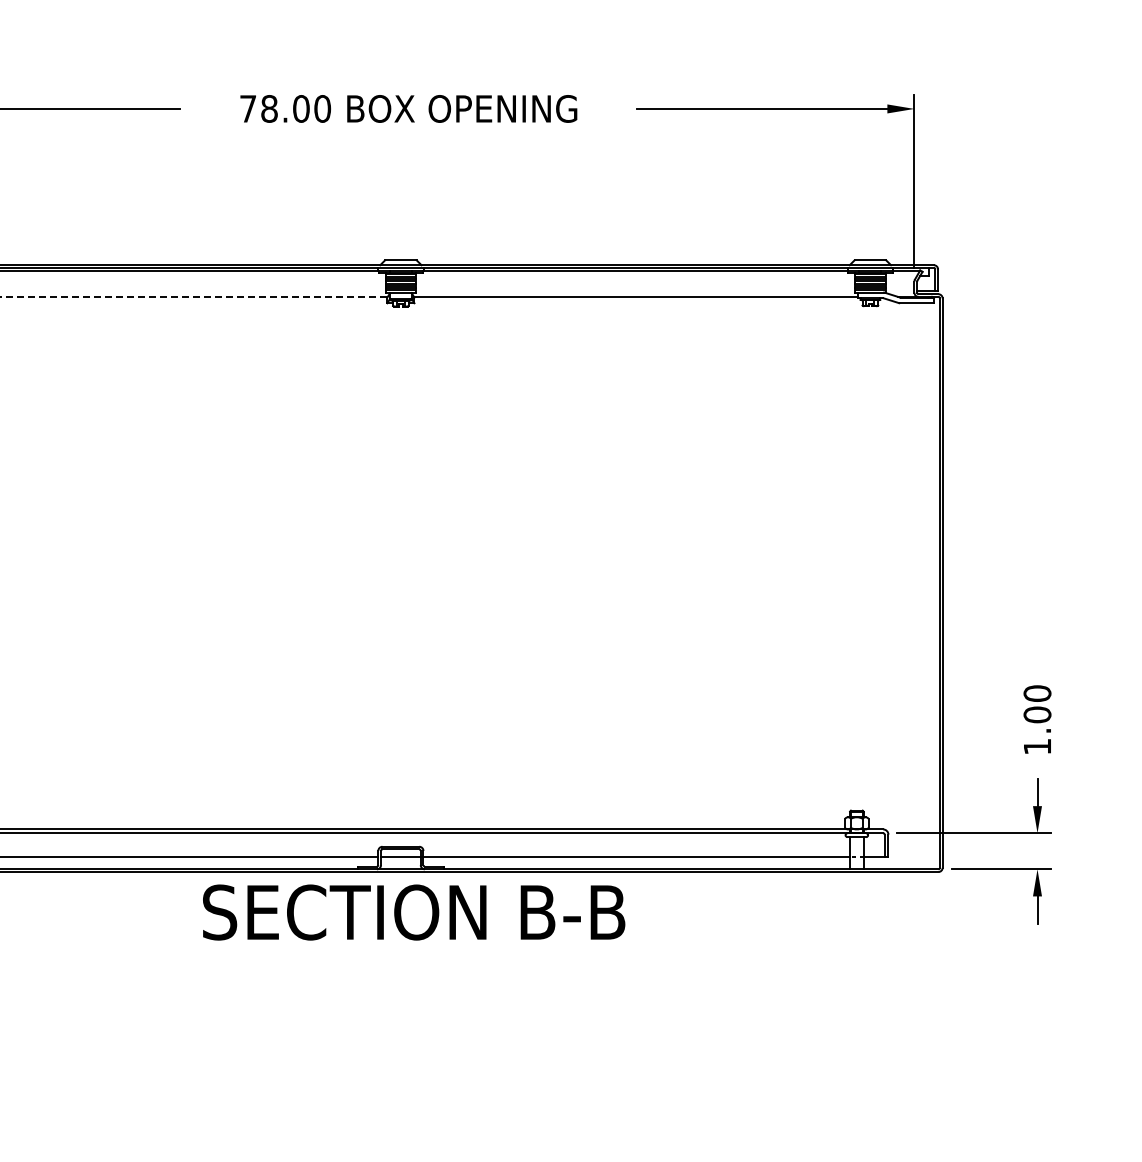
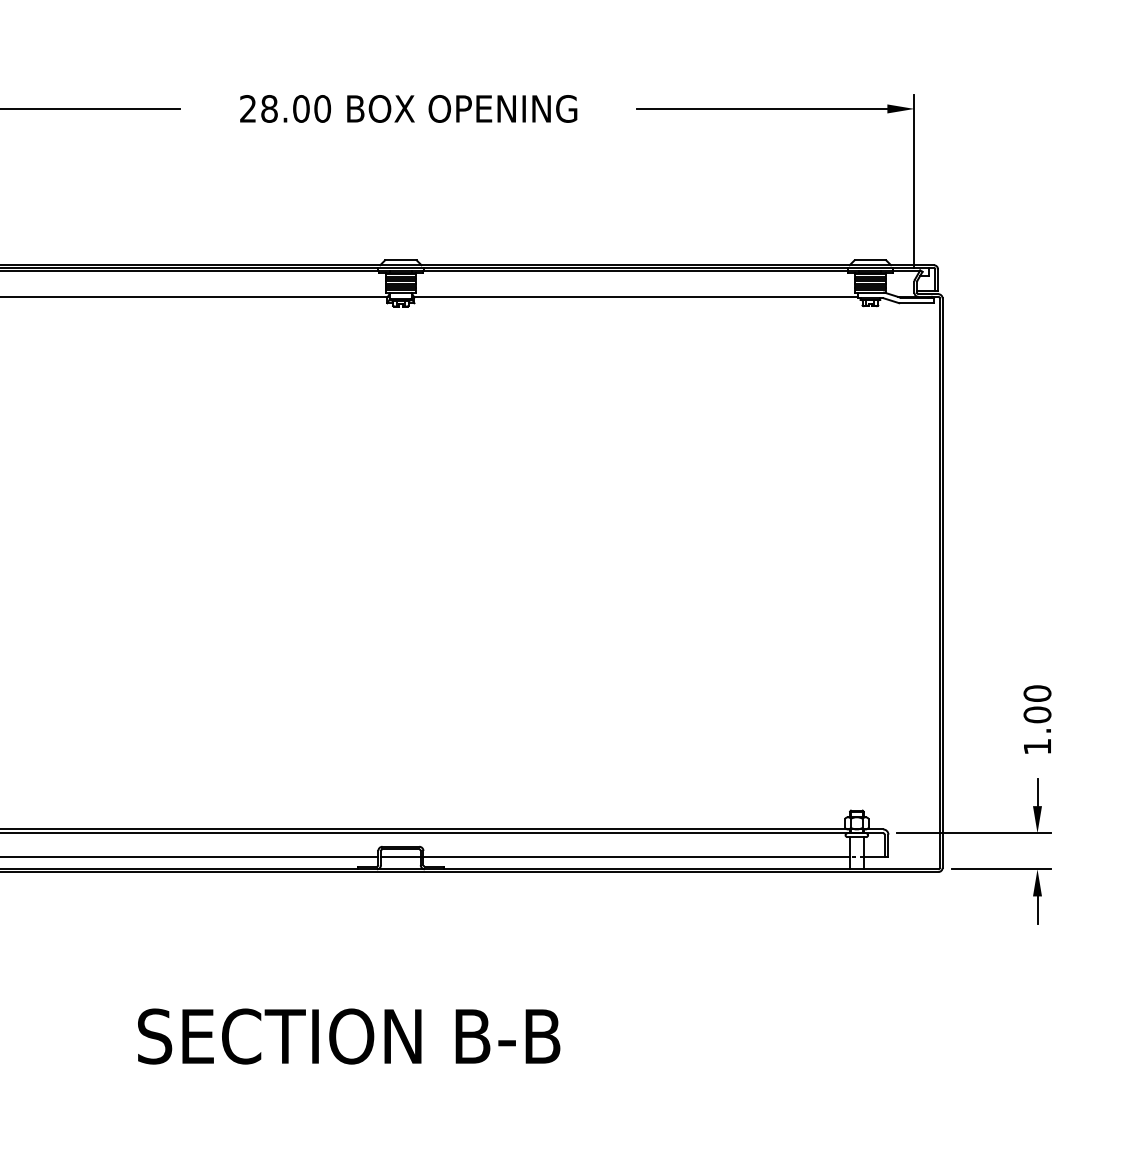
text: 78.00 -> 28.00 (247, 108)
line: dashed -> solid (194, 296)
text position: (414, 912) -> (349, 1036) (349, 1036)
